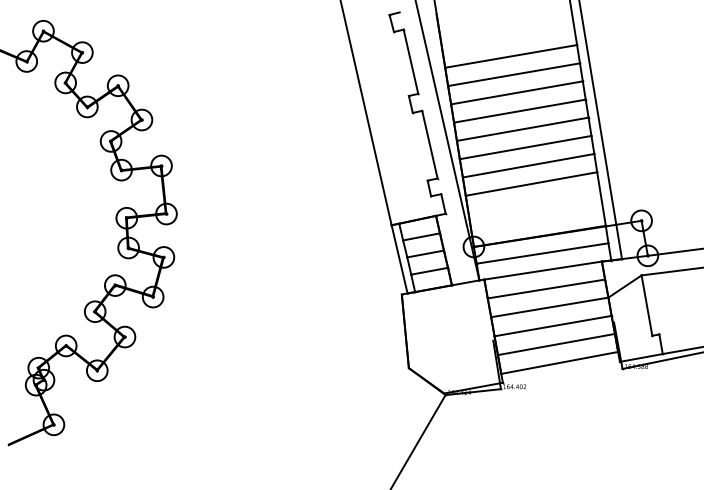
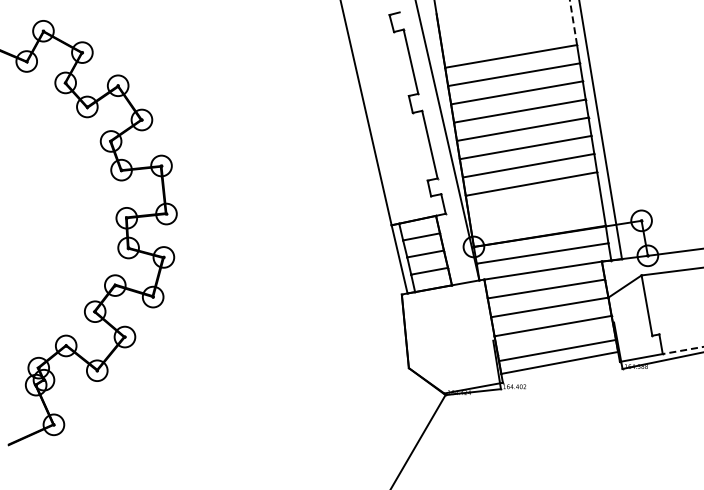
line: solid -> dashed (573, 22)
line position: (555, 344) -> (556, 350) (556, 350)
line: solid -> dashed (683, 350)
